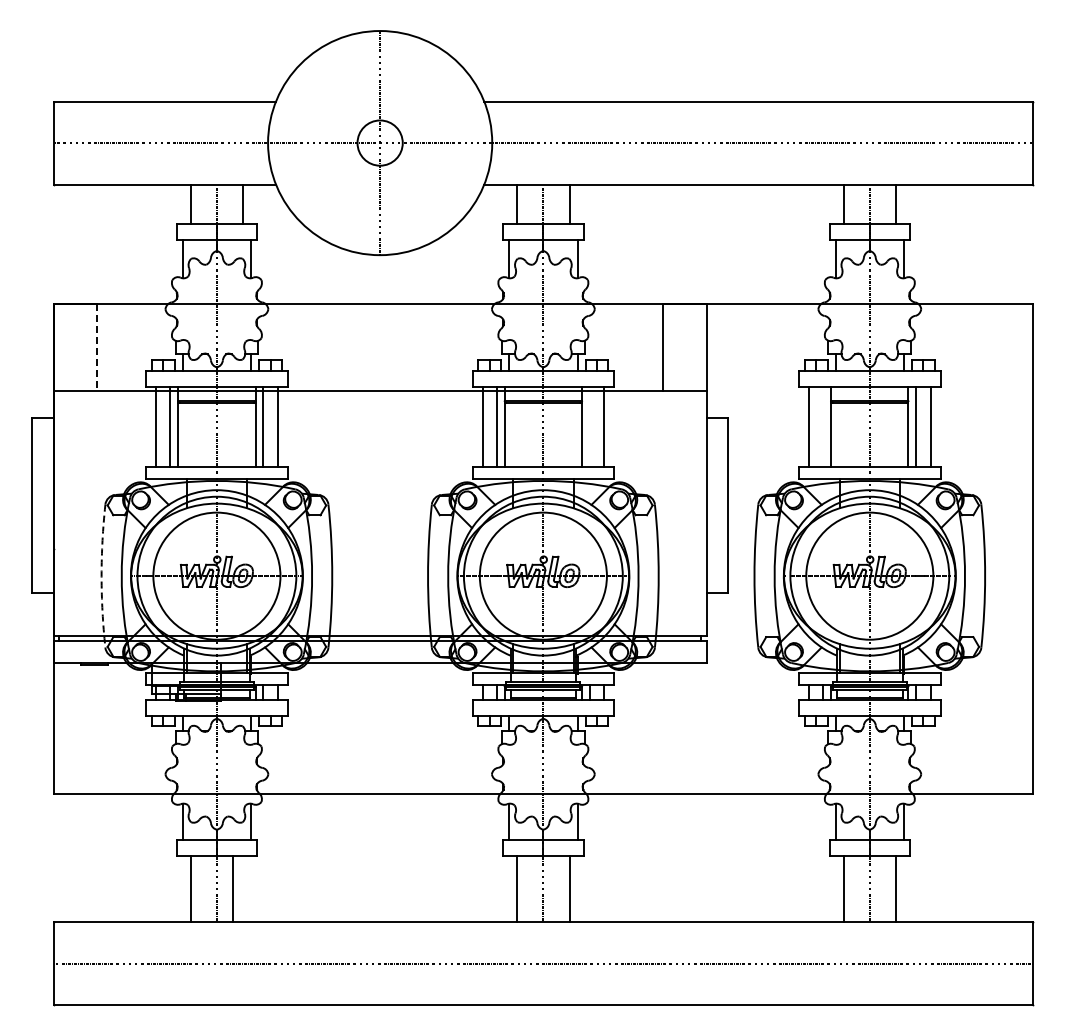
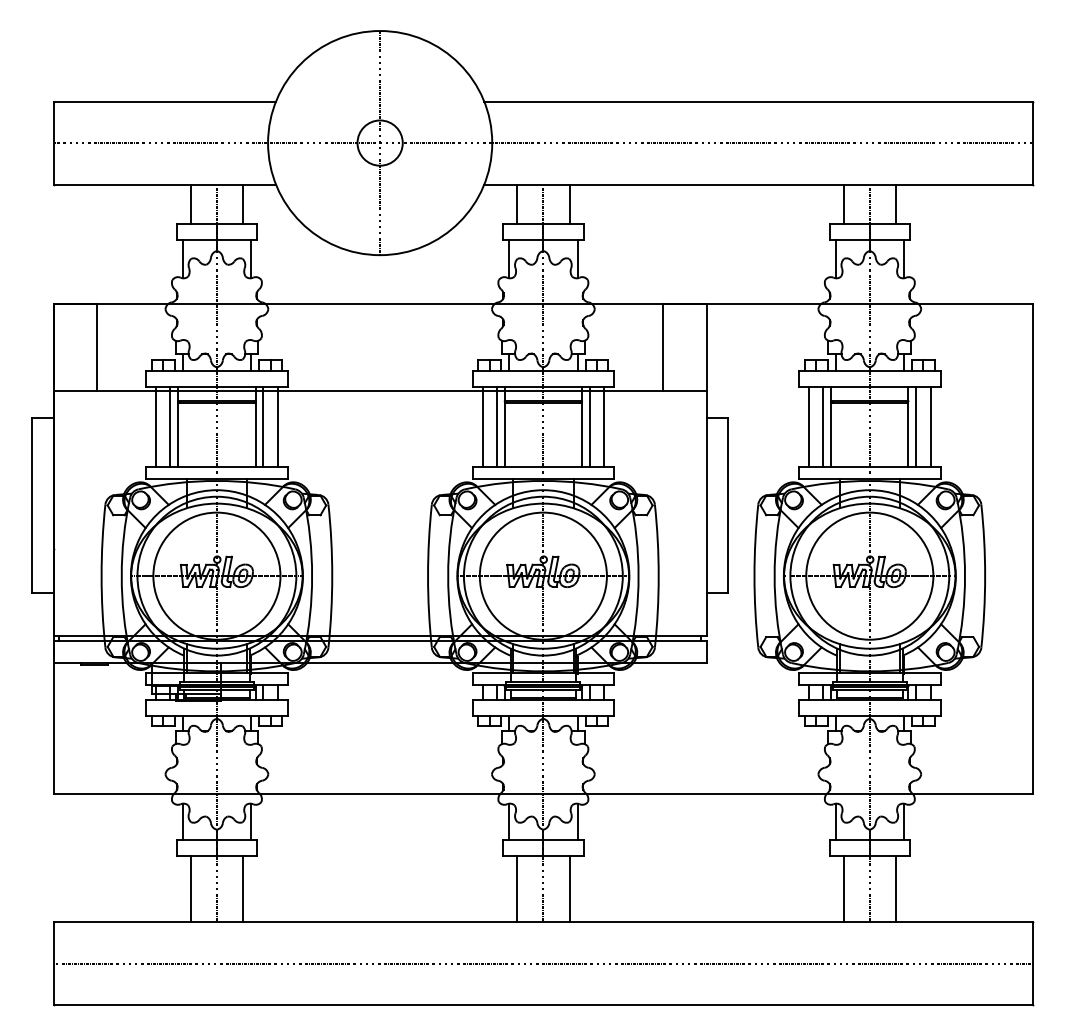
line: dashed -> solid (97, 347)
line: none -> present (589, 426)
line: none -> present (823, 426)
arc: dashed -> solid (101, 576)
line position: (233, 888) -> (243, 888) (243, 888)
